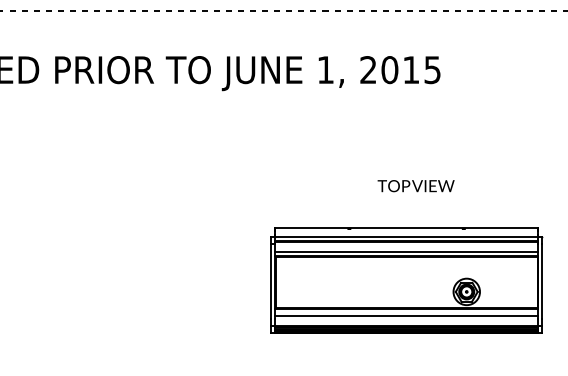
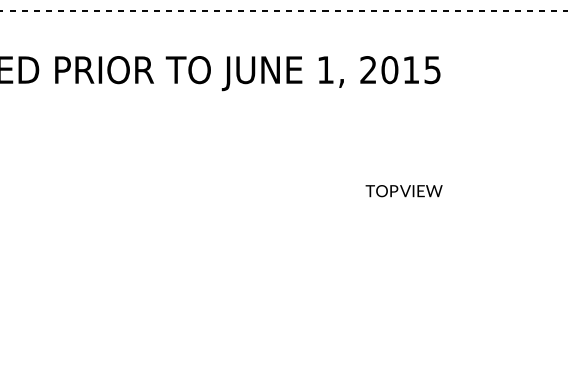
text position: (415, 186) -> (403, 191) (403, 191)
part: present -> none (406, 280)
